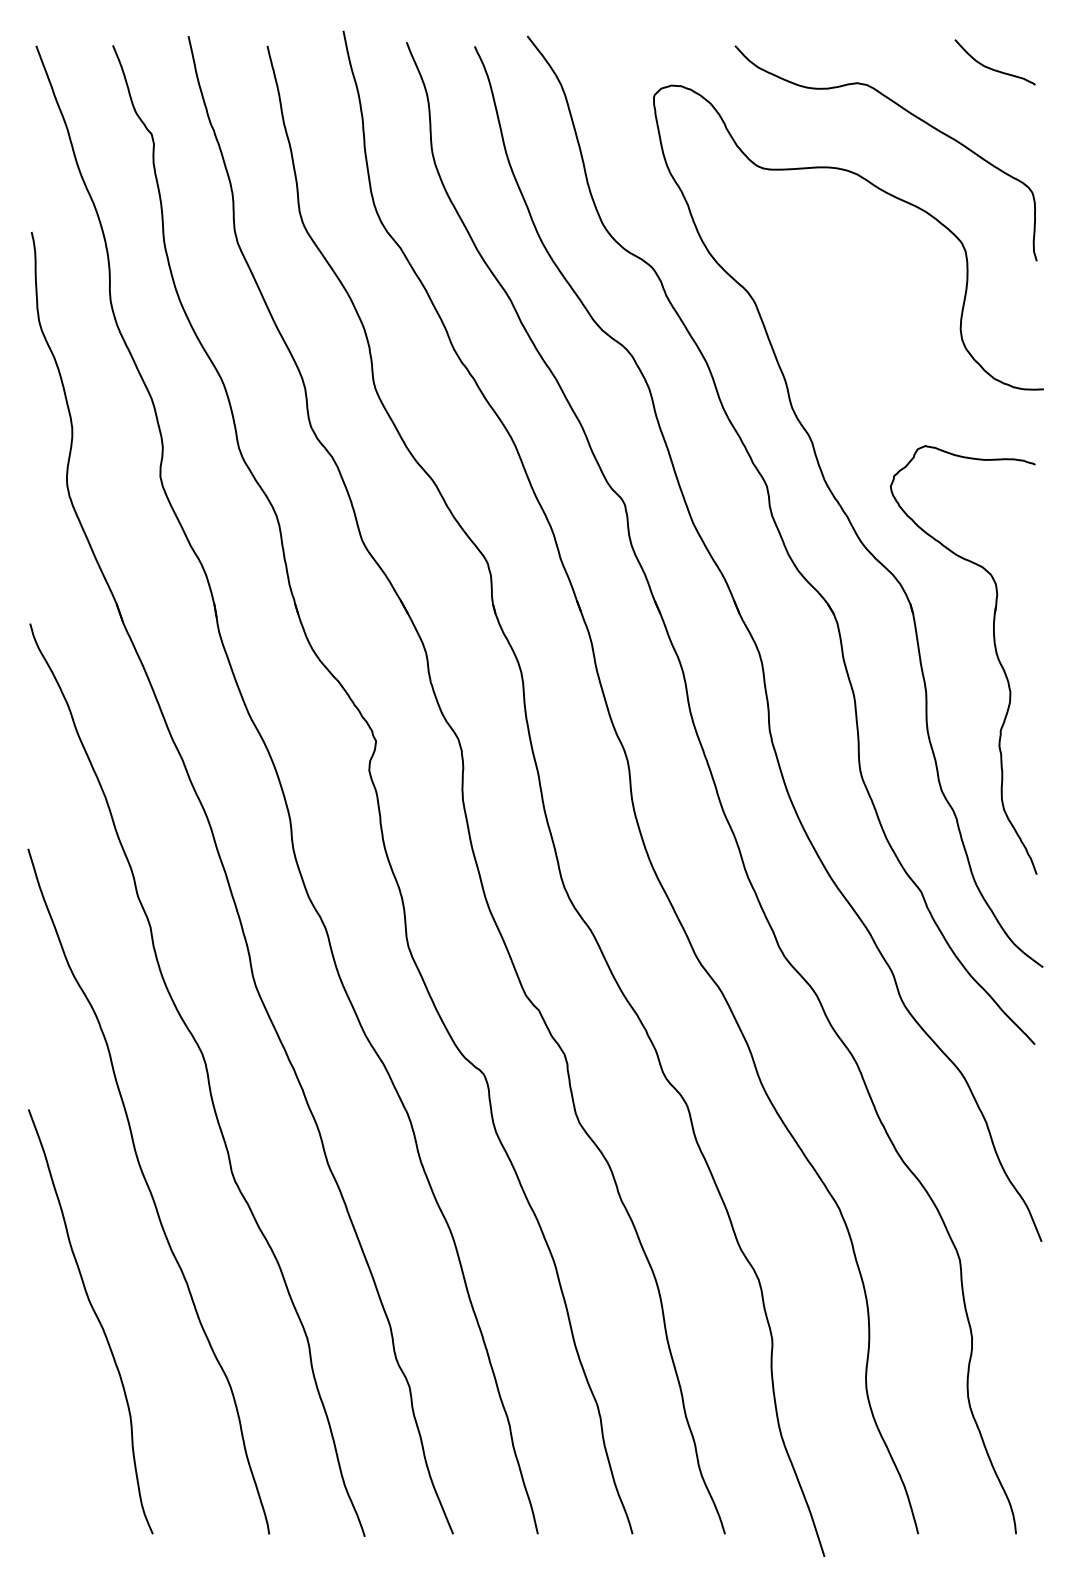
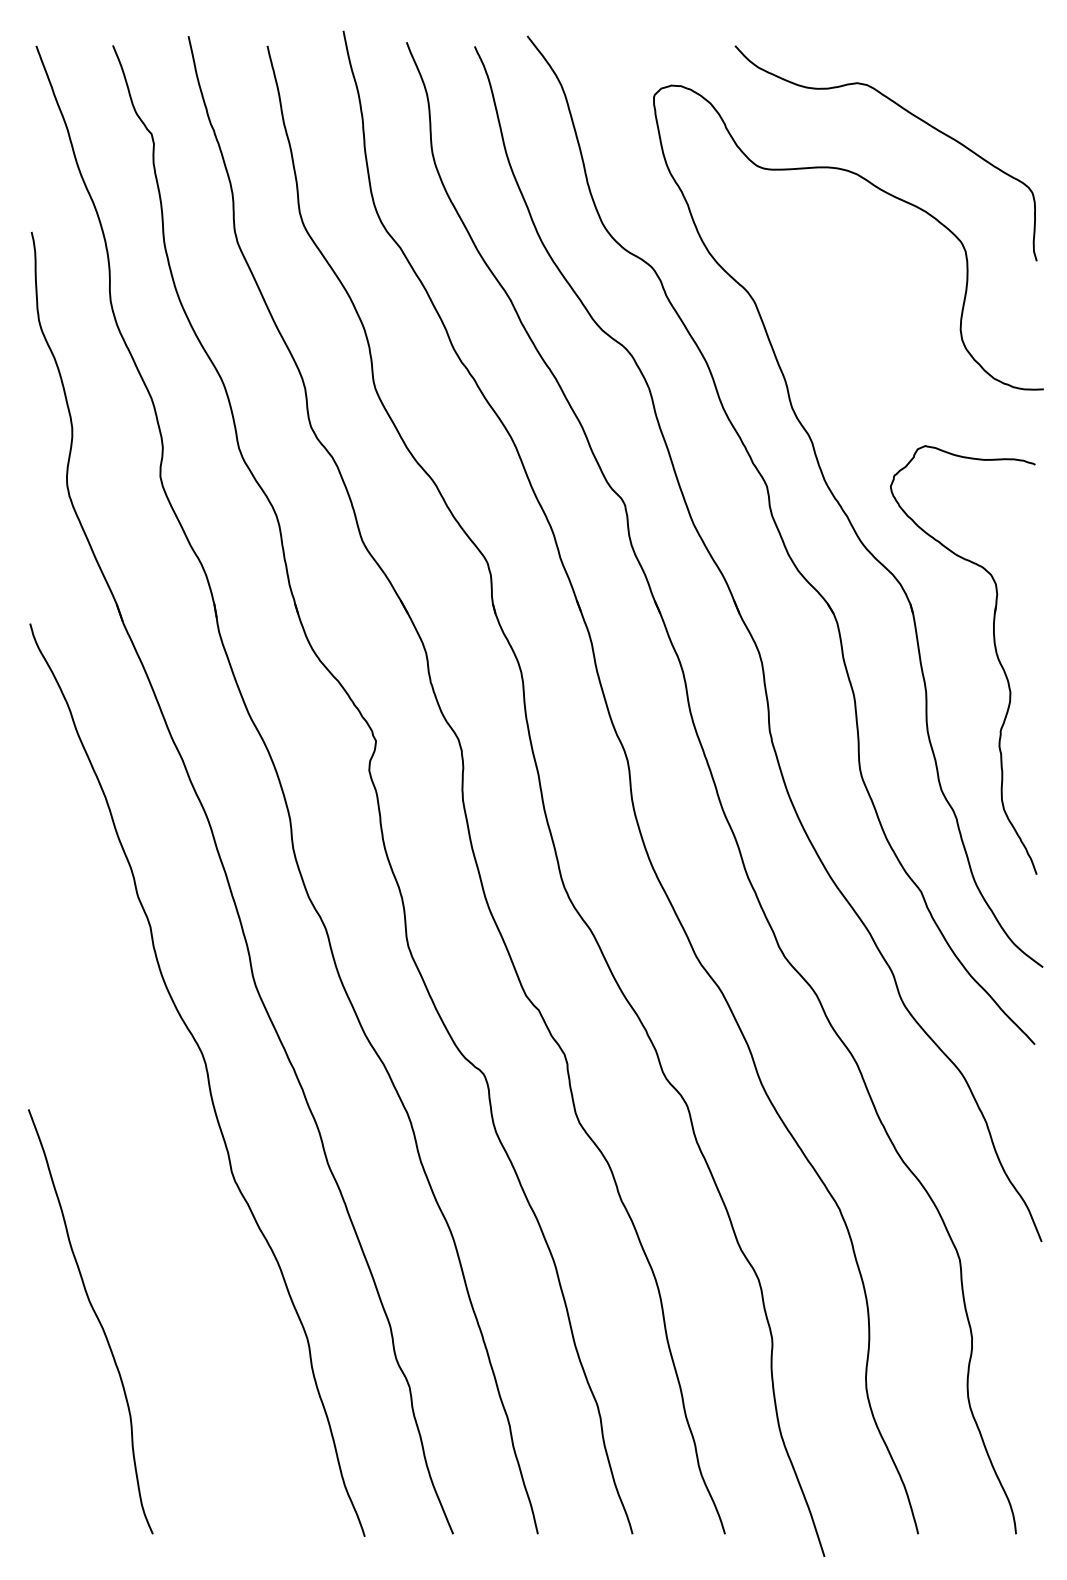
curve: present -> none (993, 68)
curve: present -> none (148, 1190)
